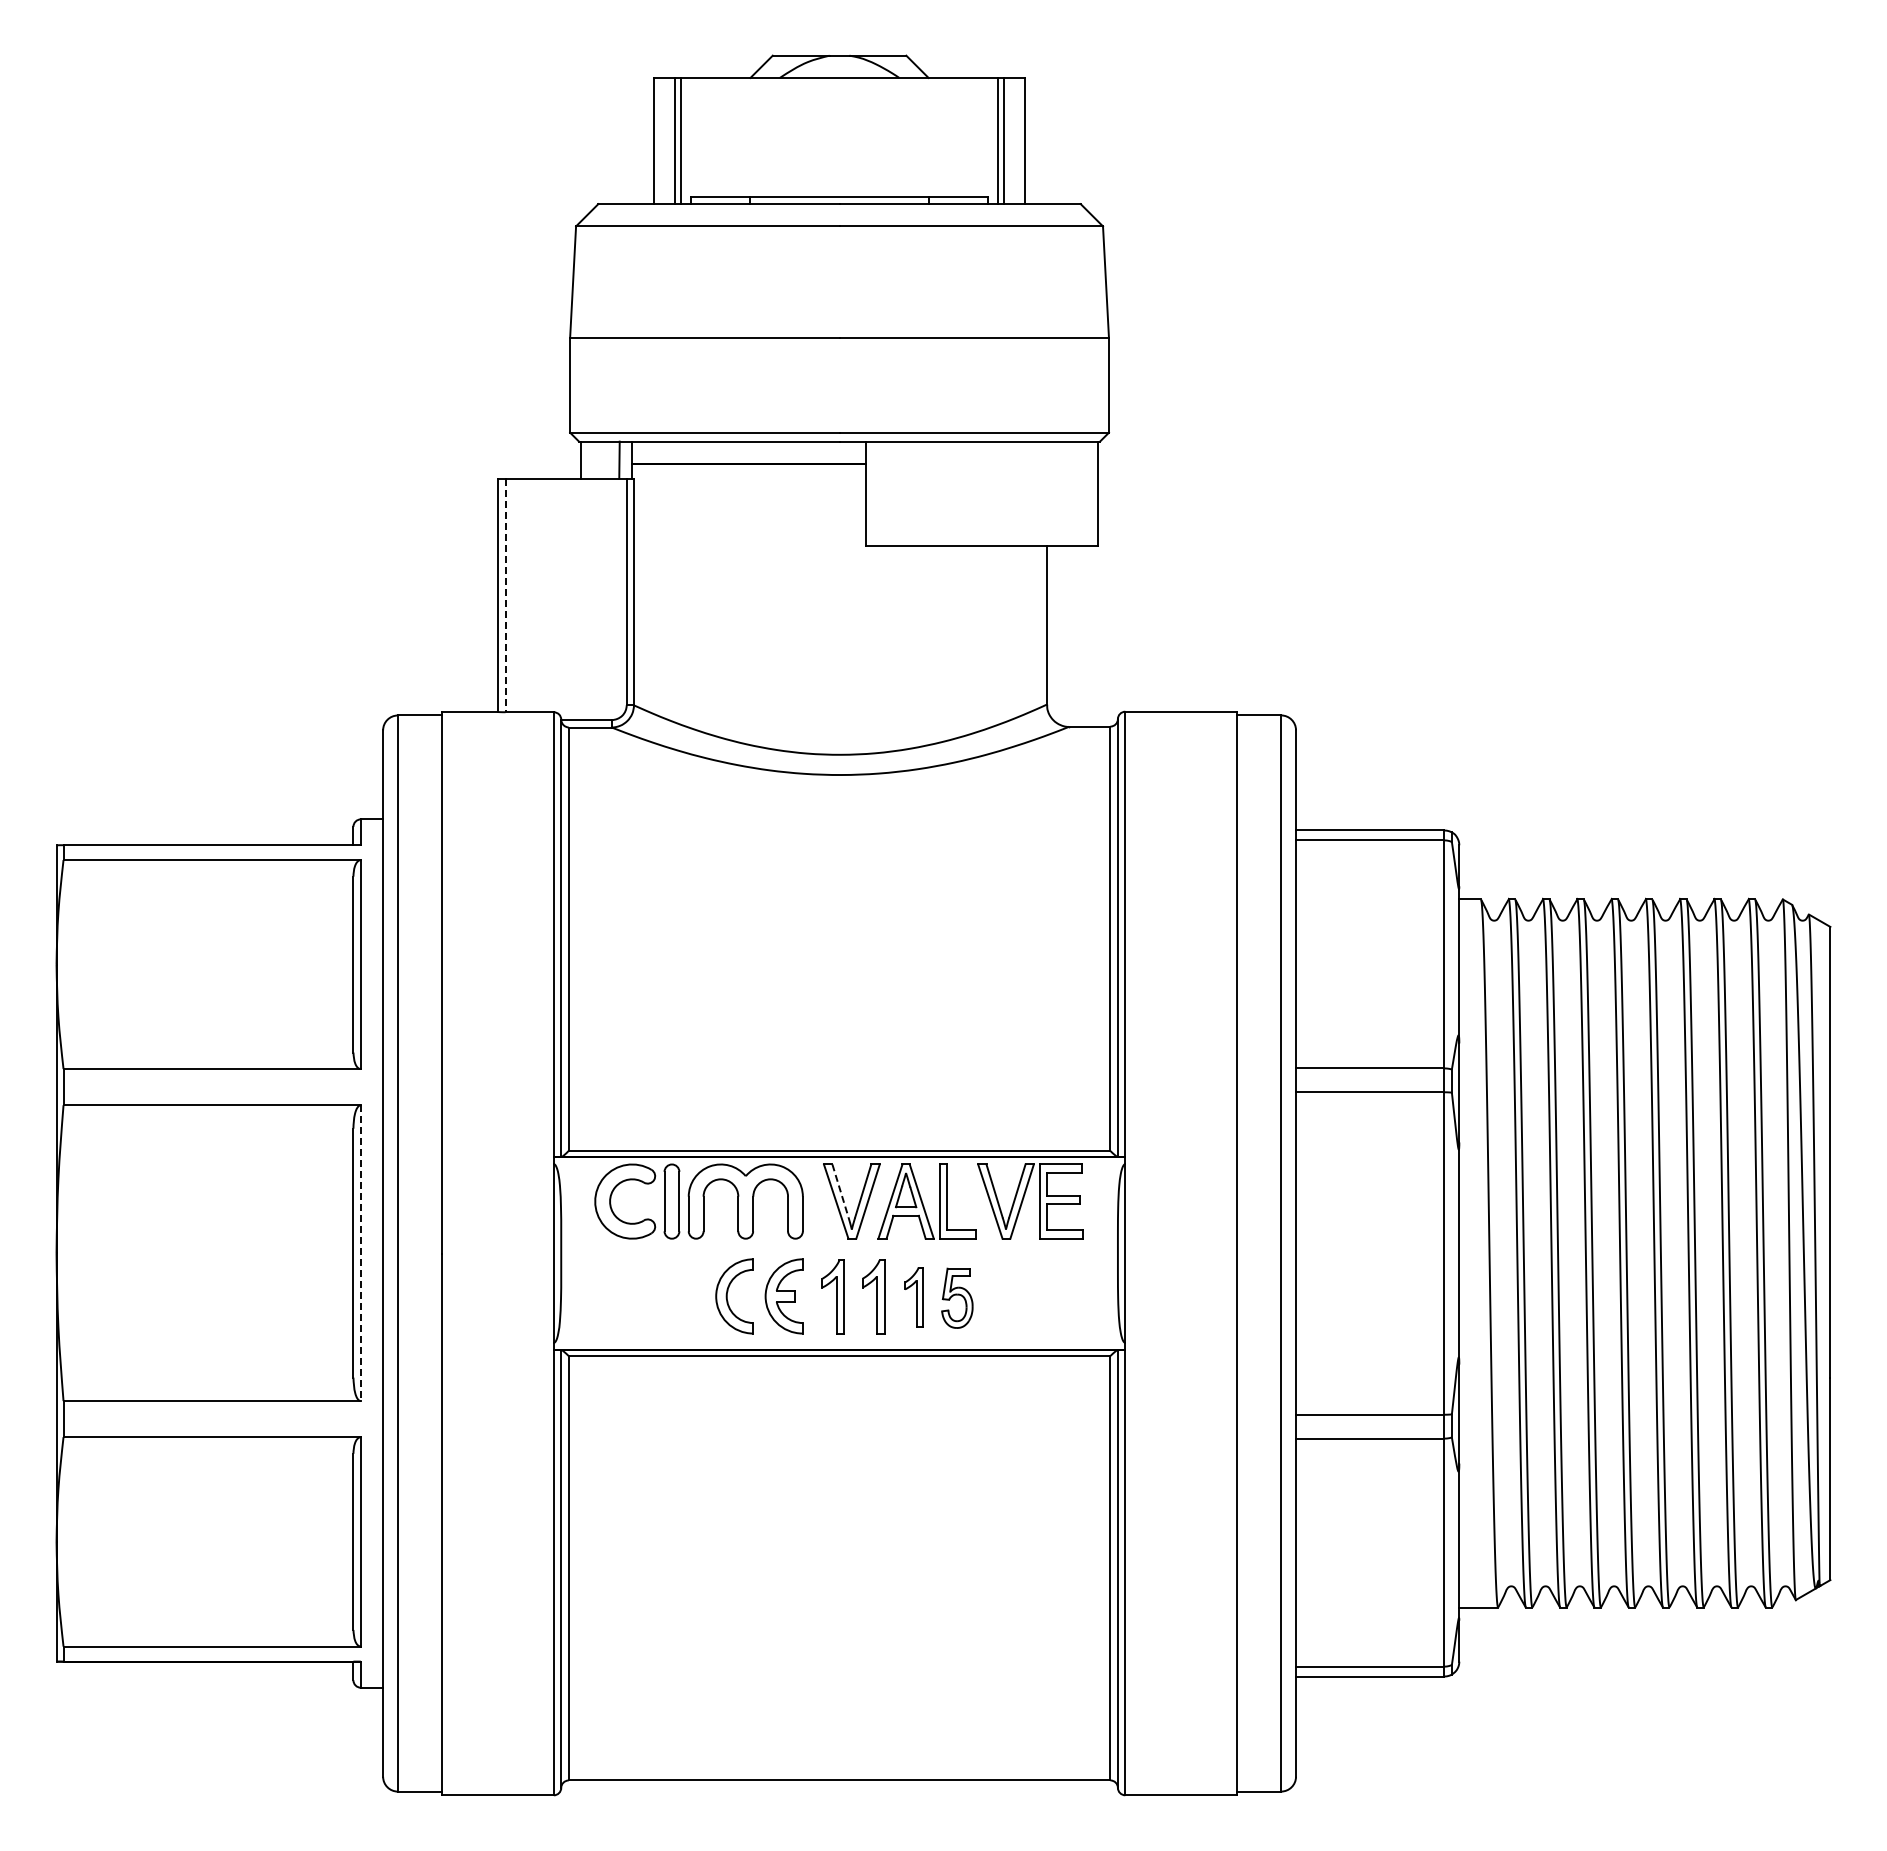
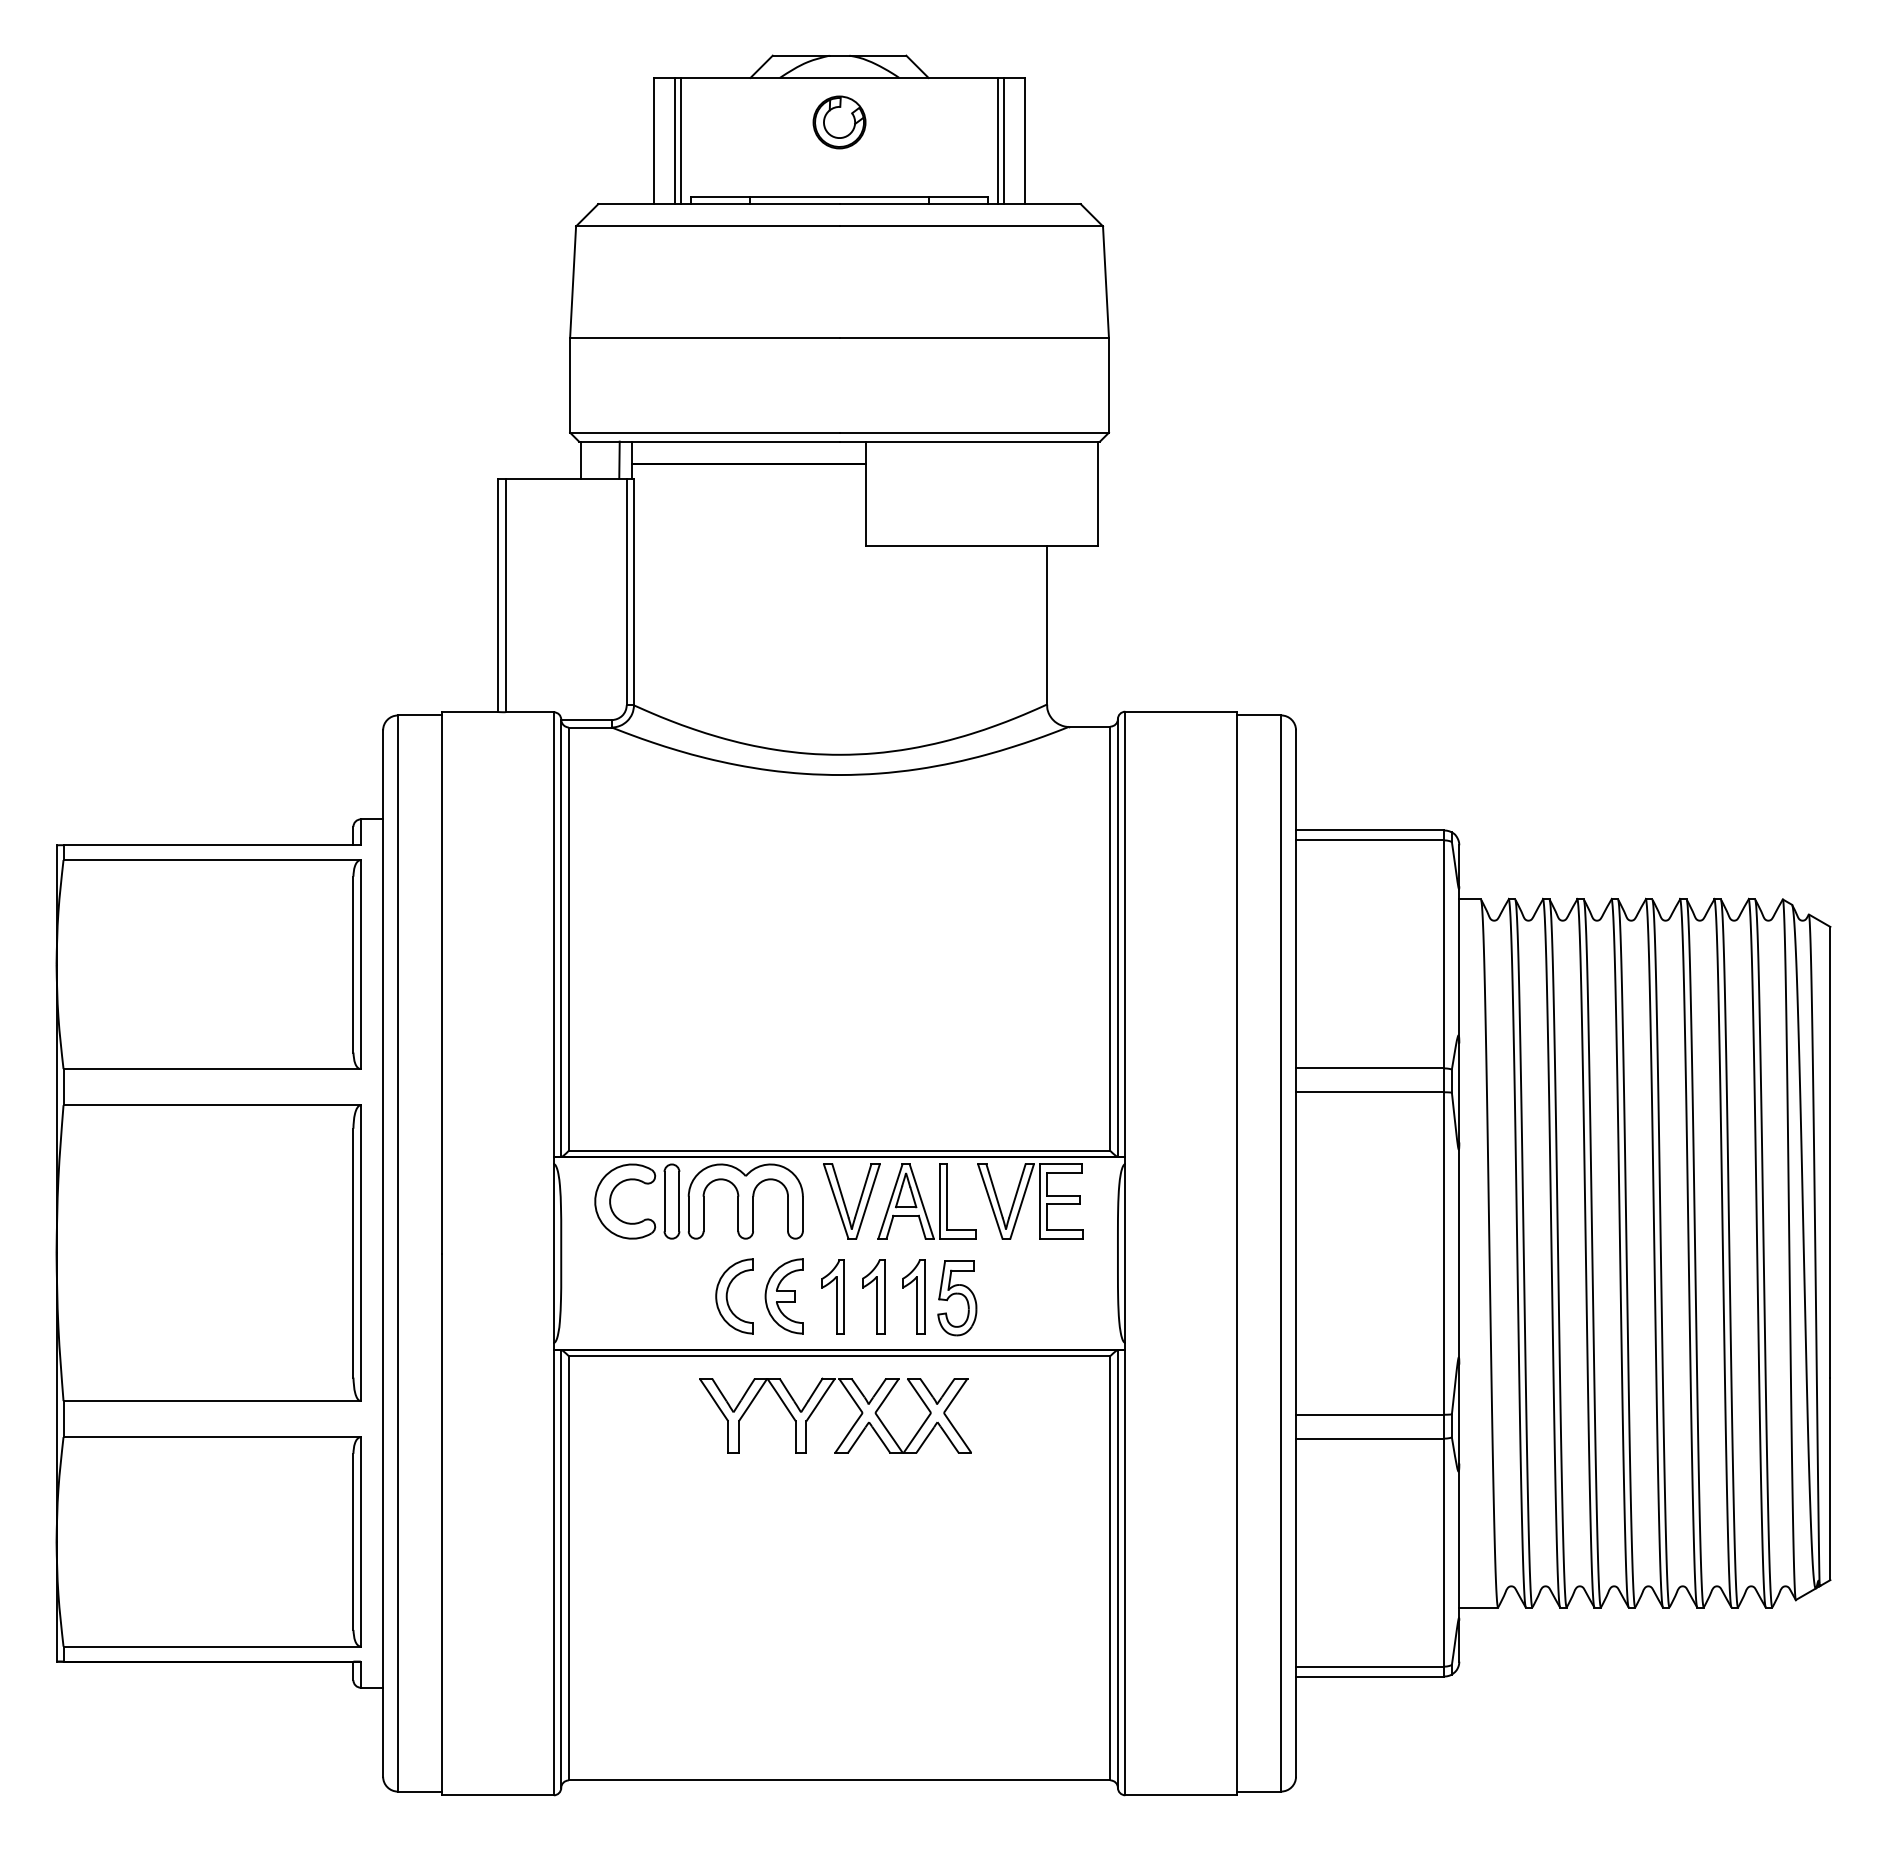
part: none -> present (839, 122)
line: dashed -> solid (505, 595)
line: dashed -> solid (840, 1191)
line: dashed -> solid (360, 1253)
part size: 20x61 px -> 24x76 px (913, 1296)
part size: 33x62 px -> 41x77 px (957, 1298)
part: none -> present (818, 1405)
